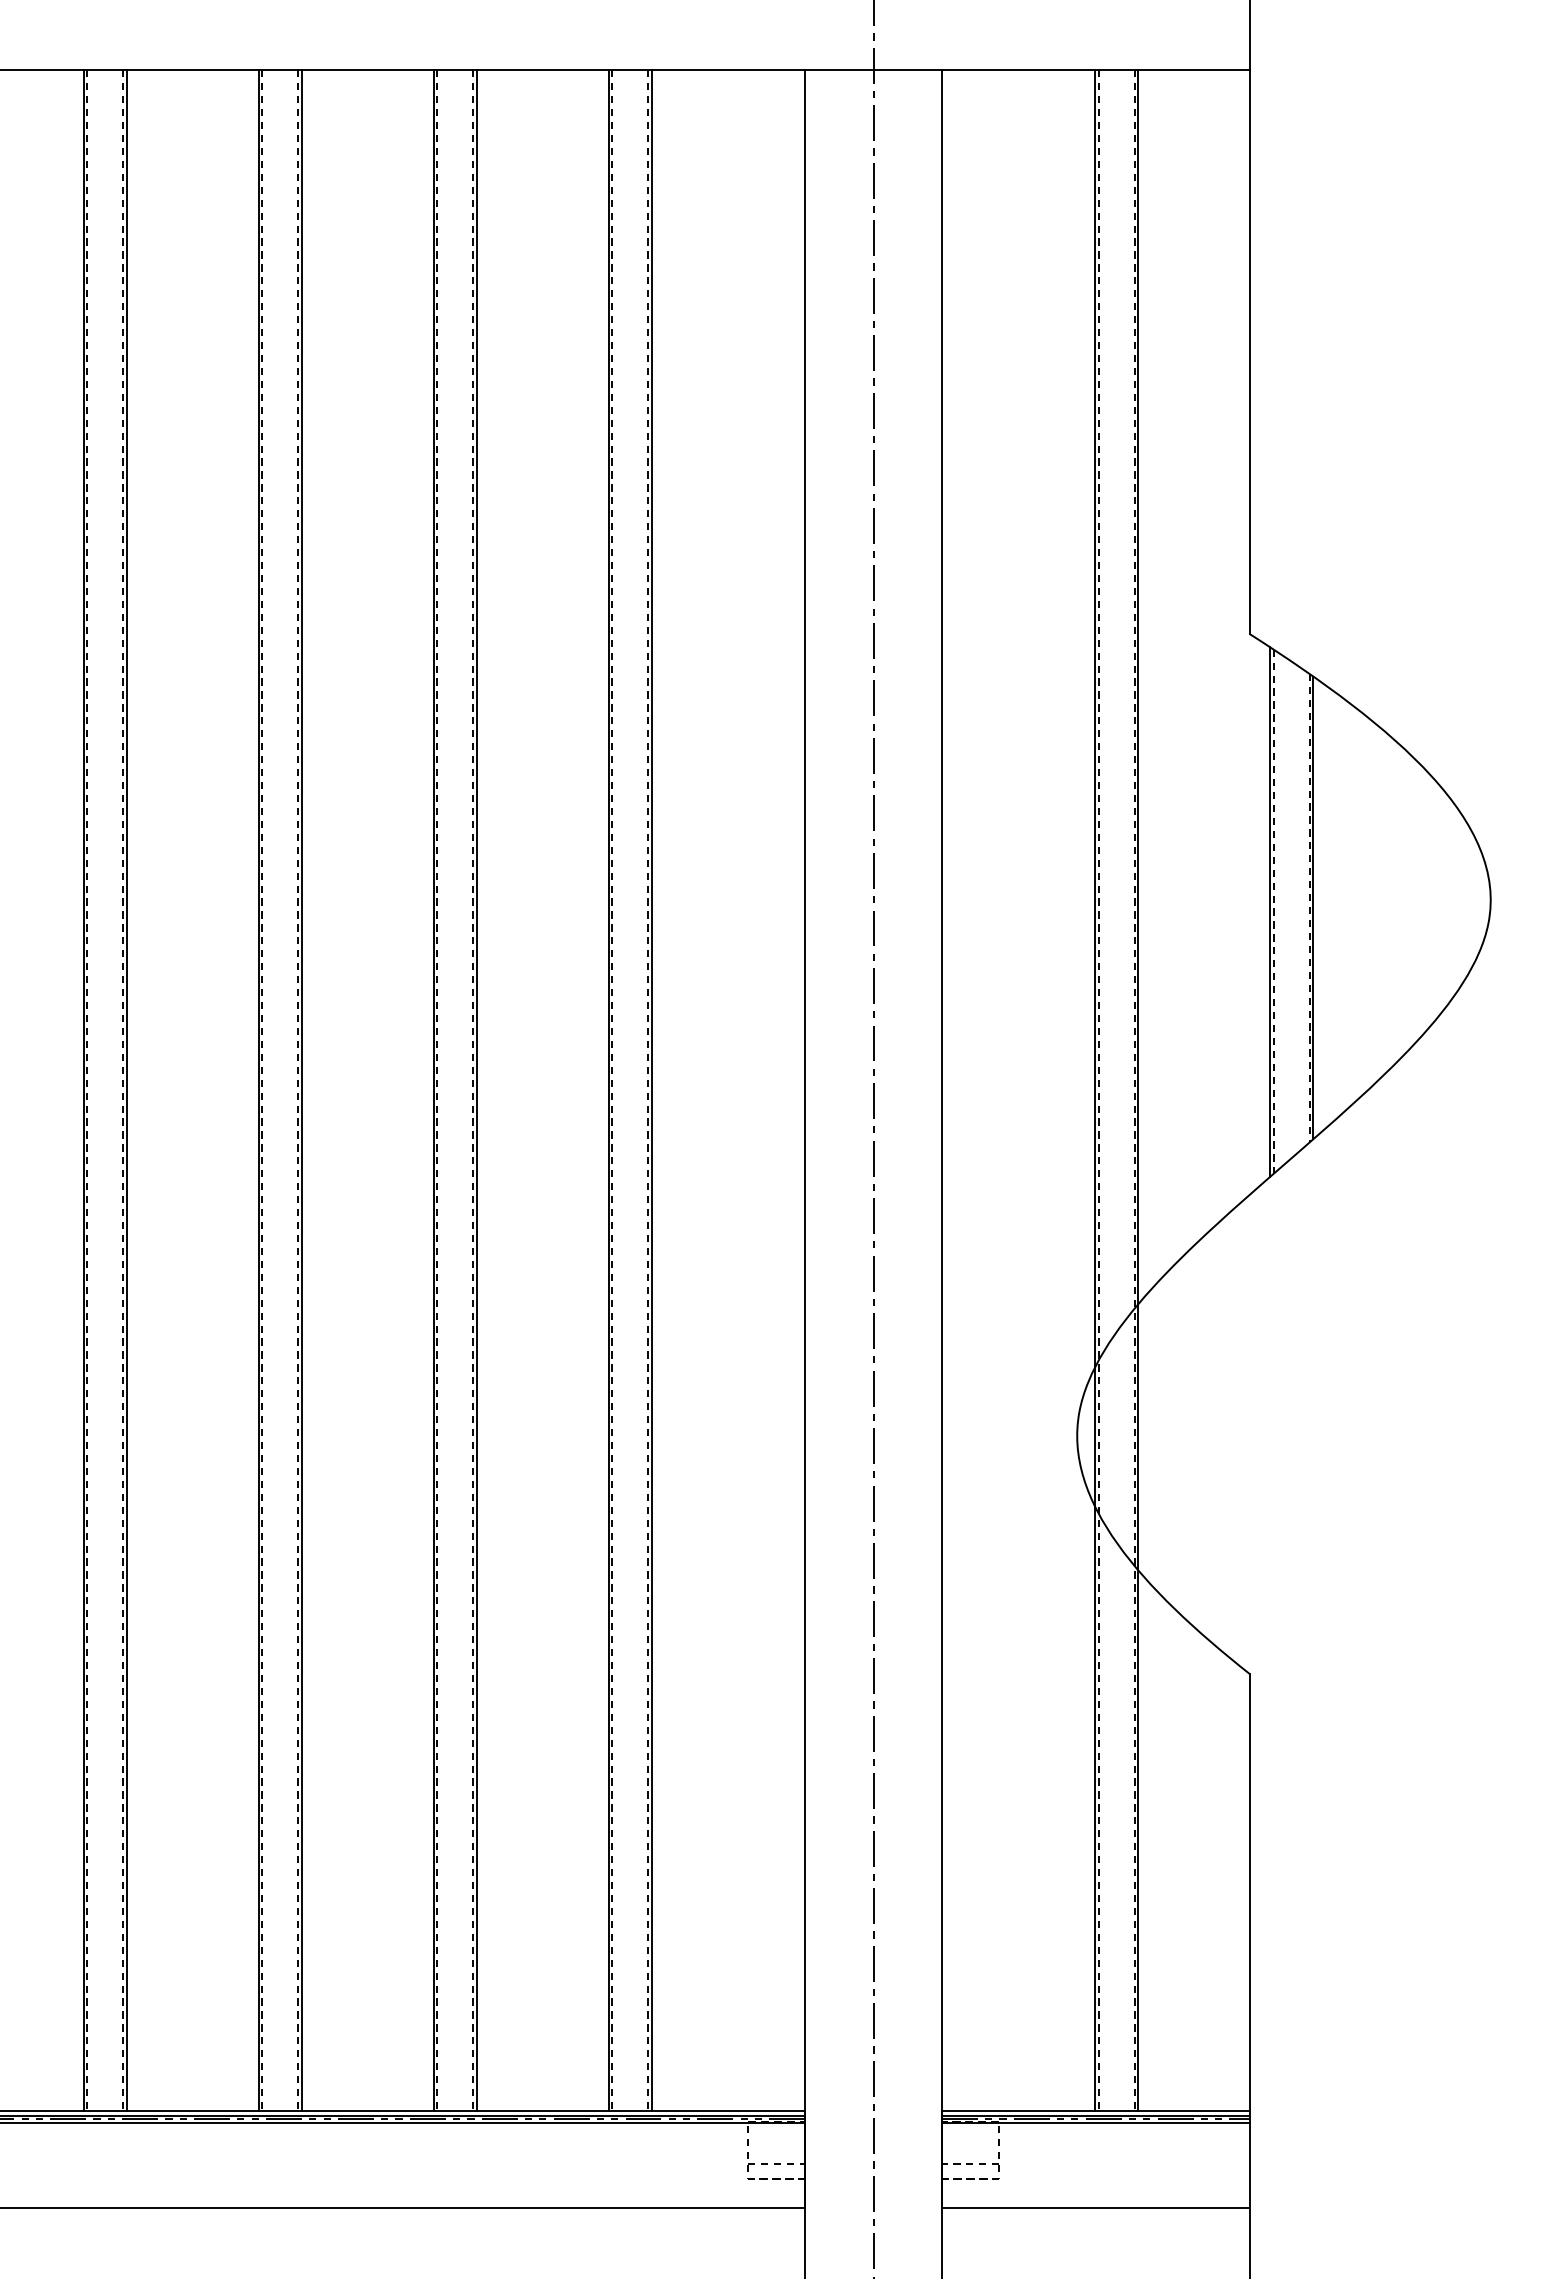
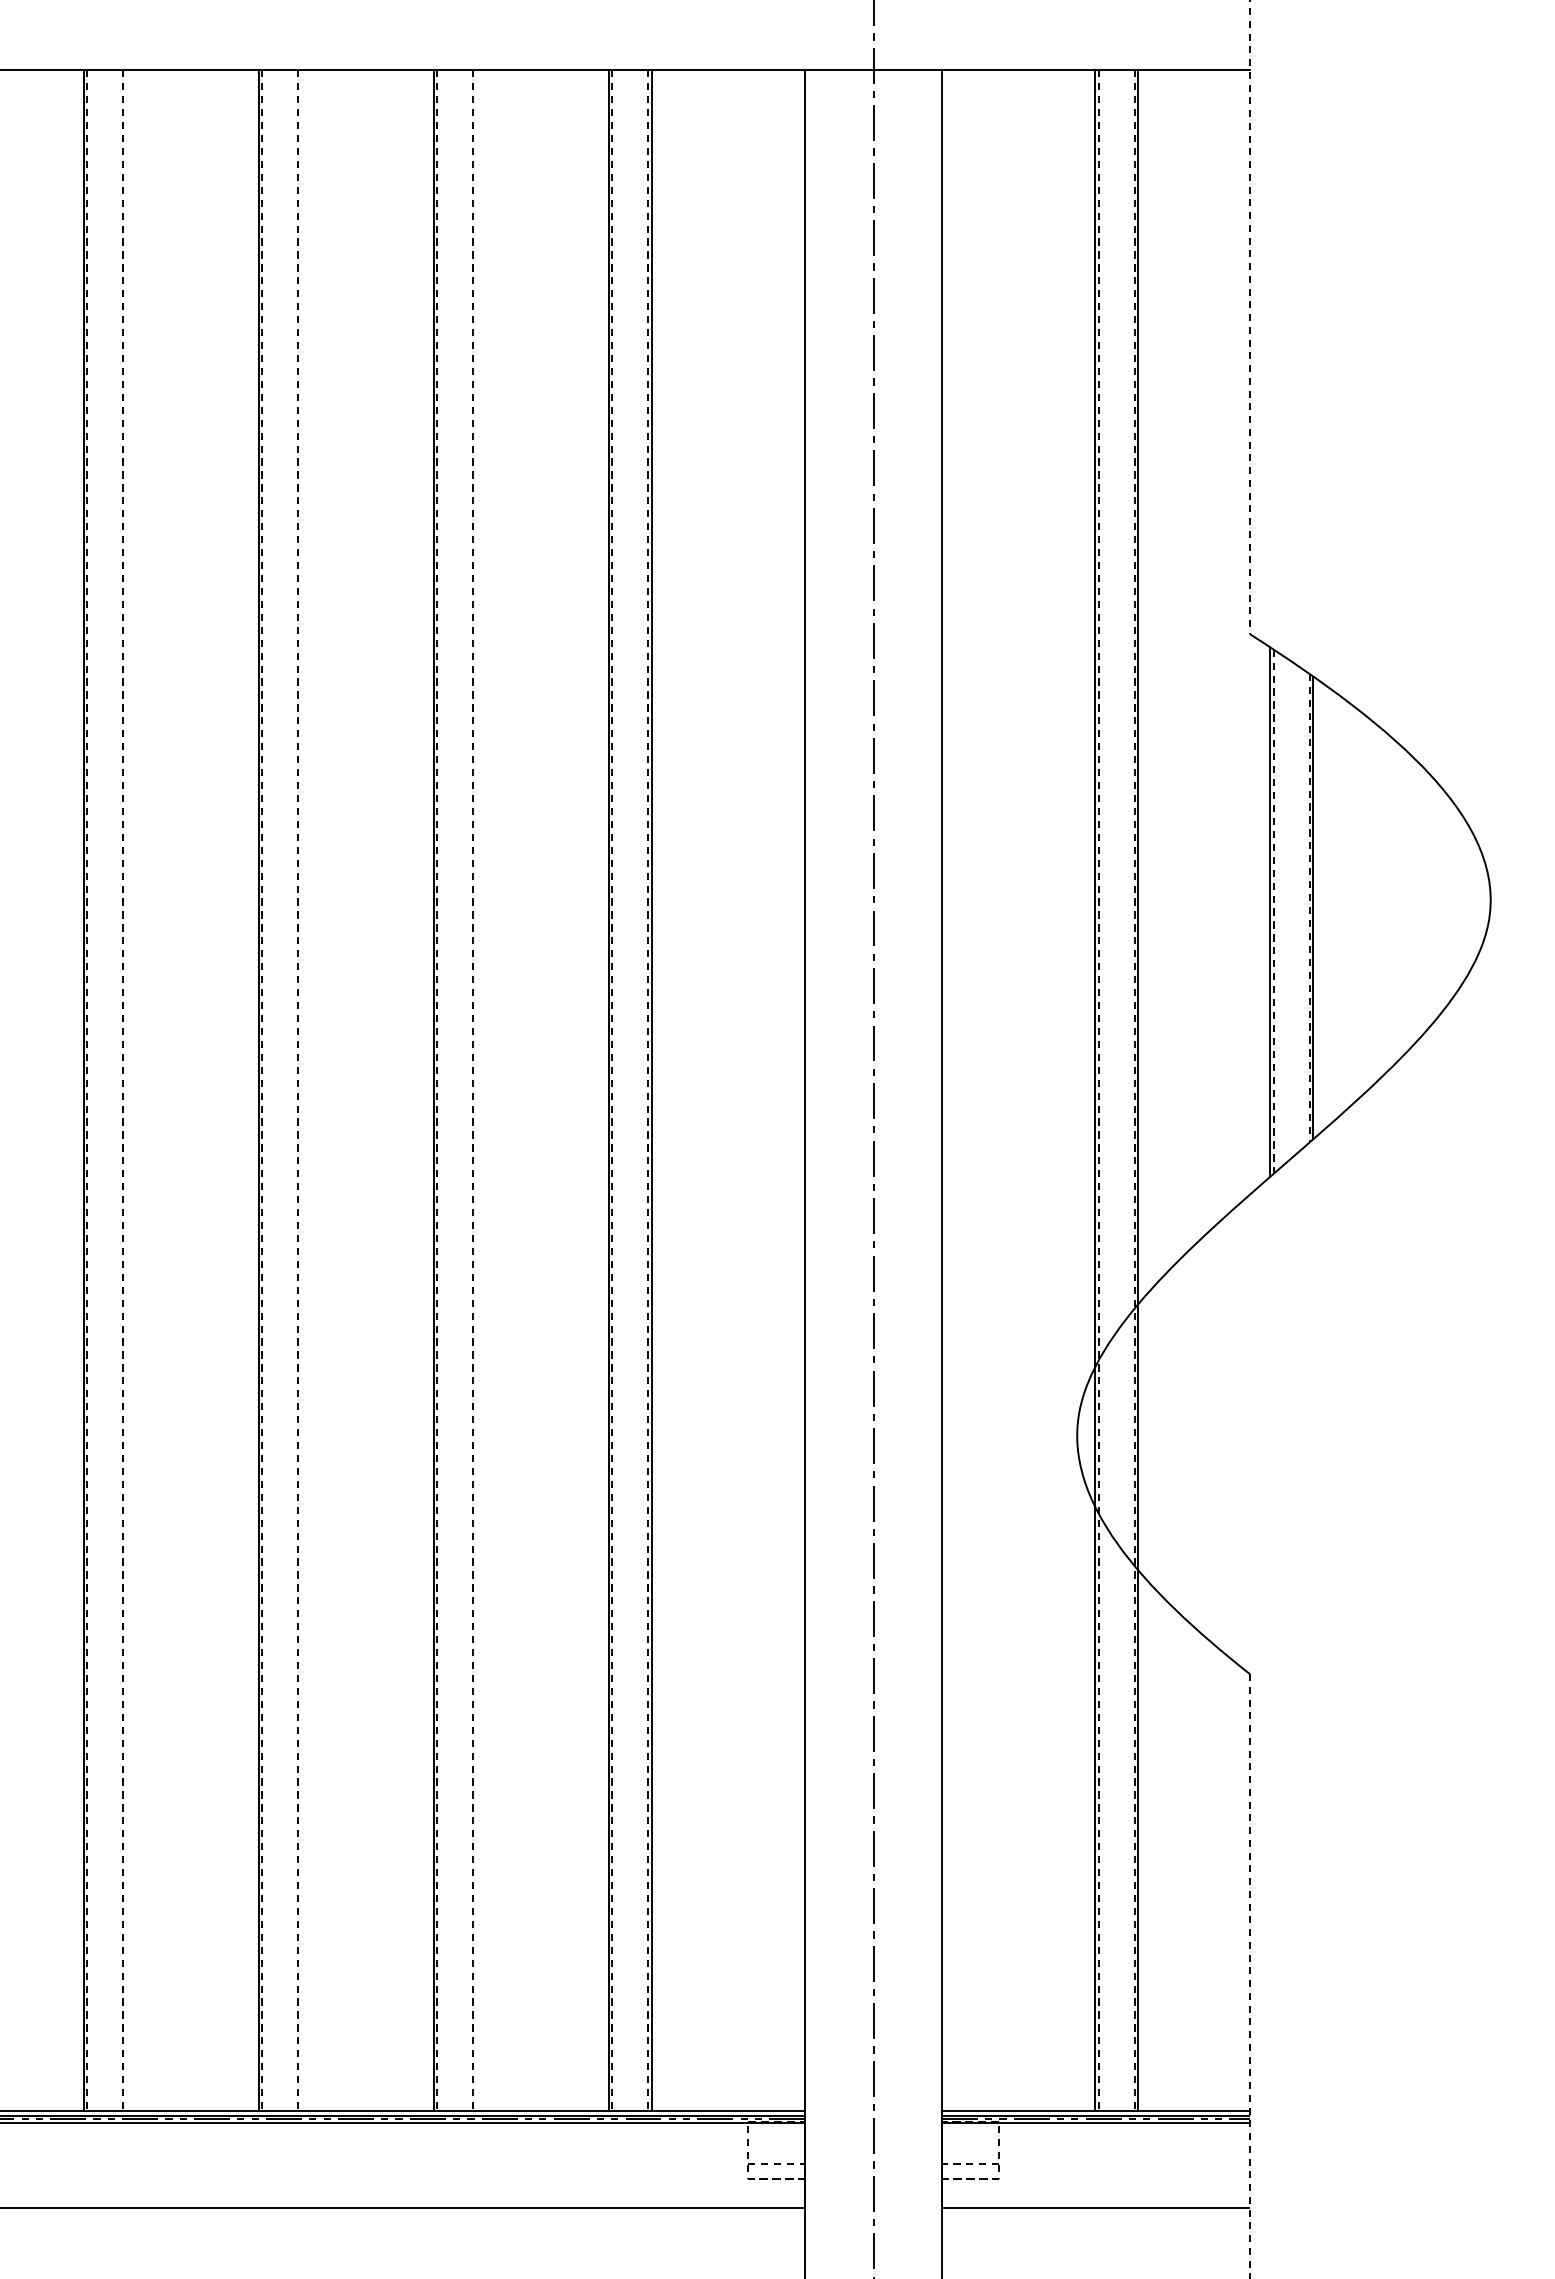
line: solid -> dashed (1249, 317)
line: present -> none (127, 1090)
line: present -> none (301, 1090)
line: present -> none (476, 1090)
line: solid -> dashed (1249, 1976)
